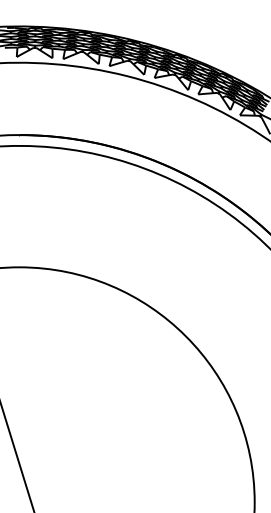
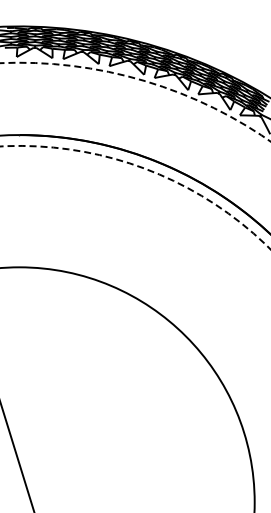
arc: solid -> dashed (143, 80)
arc: solid -> dashed (146, 169)
